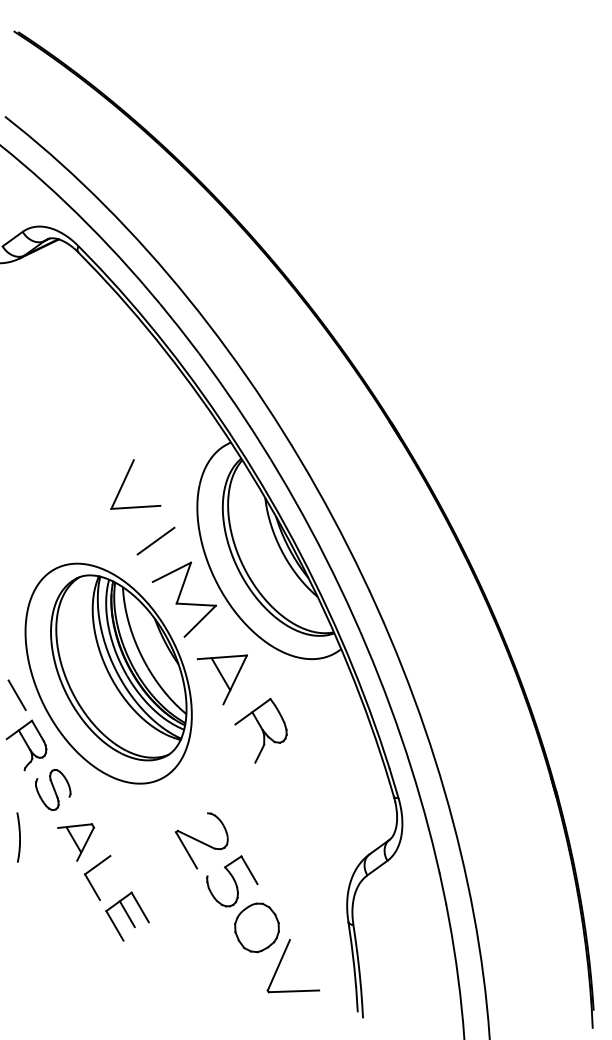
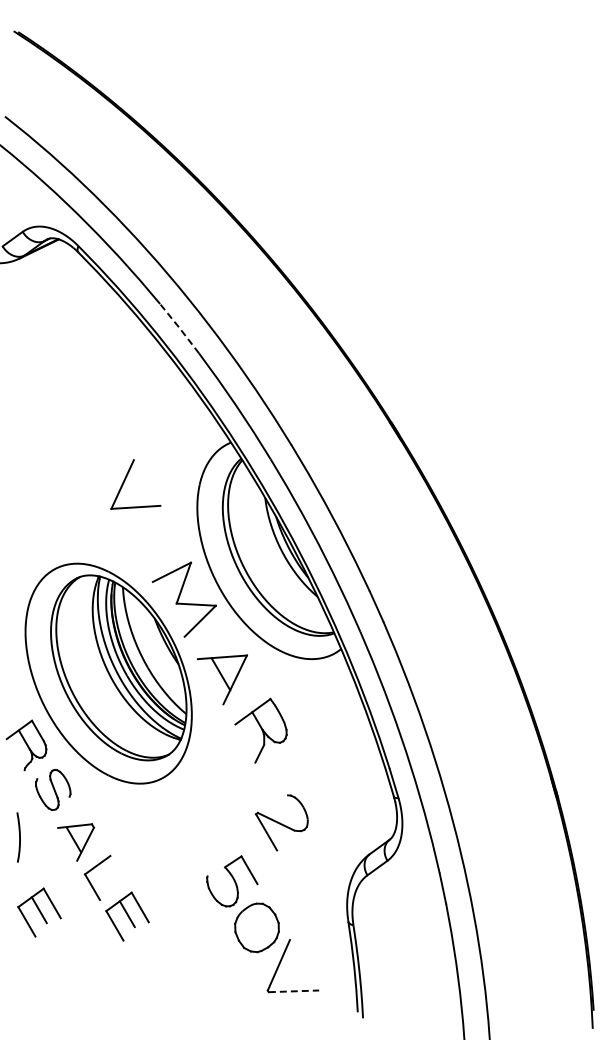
line: solid -> dashed (179, 328)
line: present -> none (155, 540)
line: present -> none (16, 695)
part position: (201, 840) -> (281, 822) (281, 822)
part: none -> present (39, 912)
line: solid -> dashed (294, 991)
